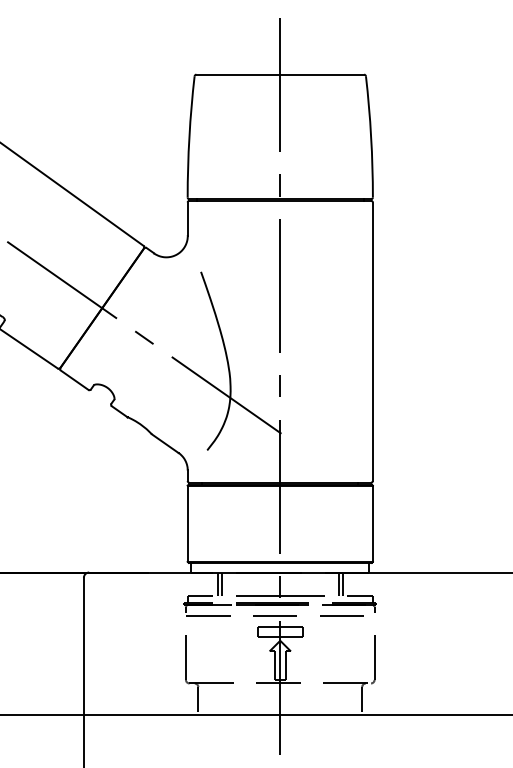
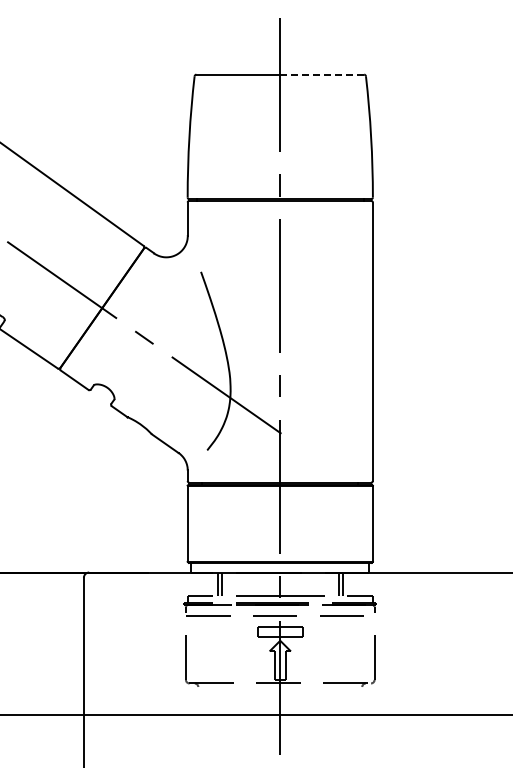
line: solid -> dashed (322, 74)
line: present -> none (198, 699)
line: present -> none (362, 699)
